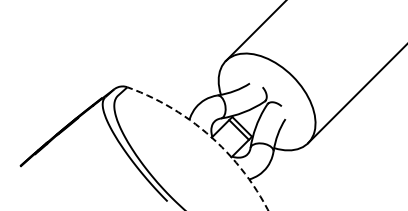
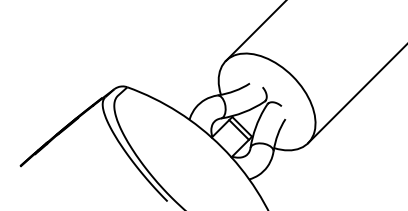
arc: dashed -> solid (208, 134)
